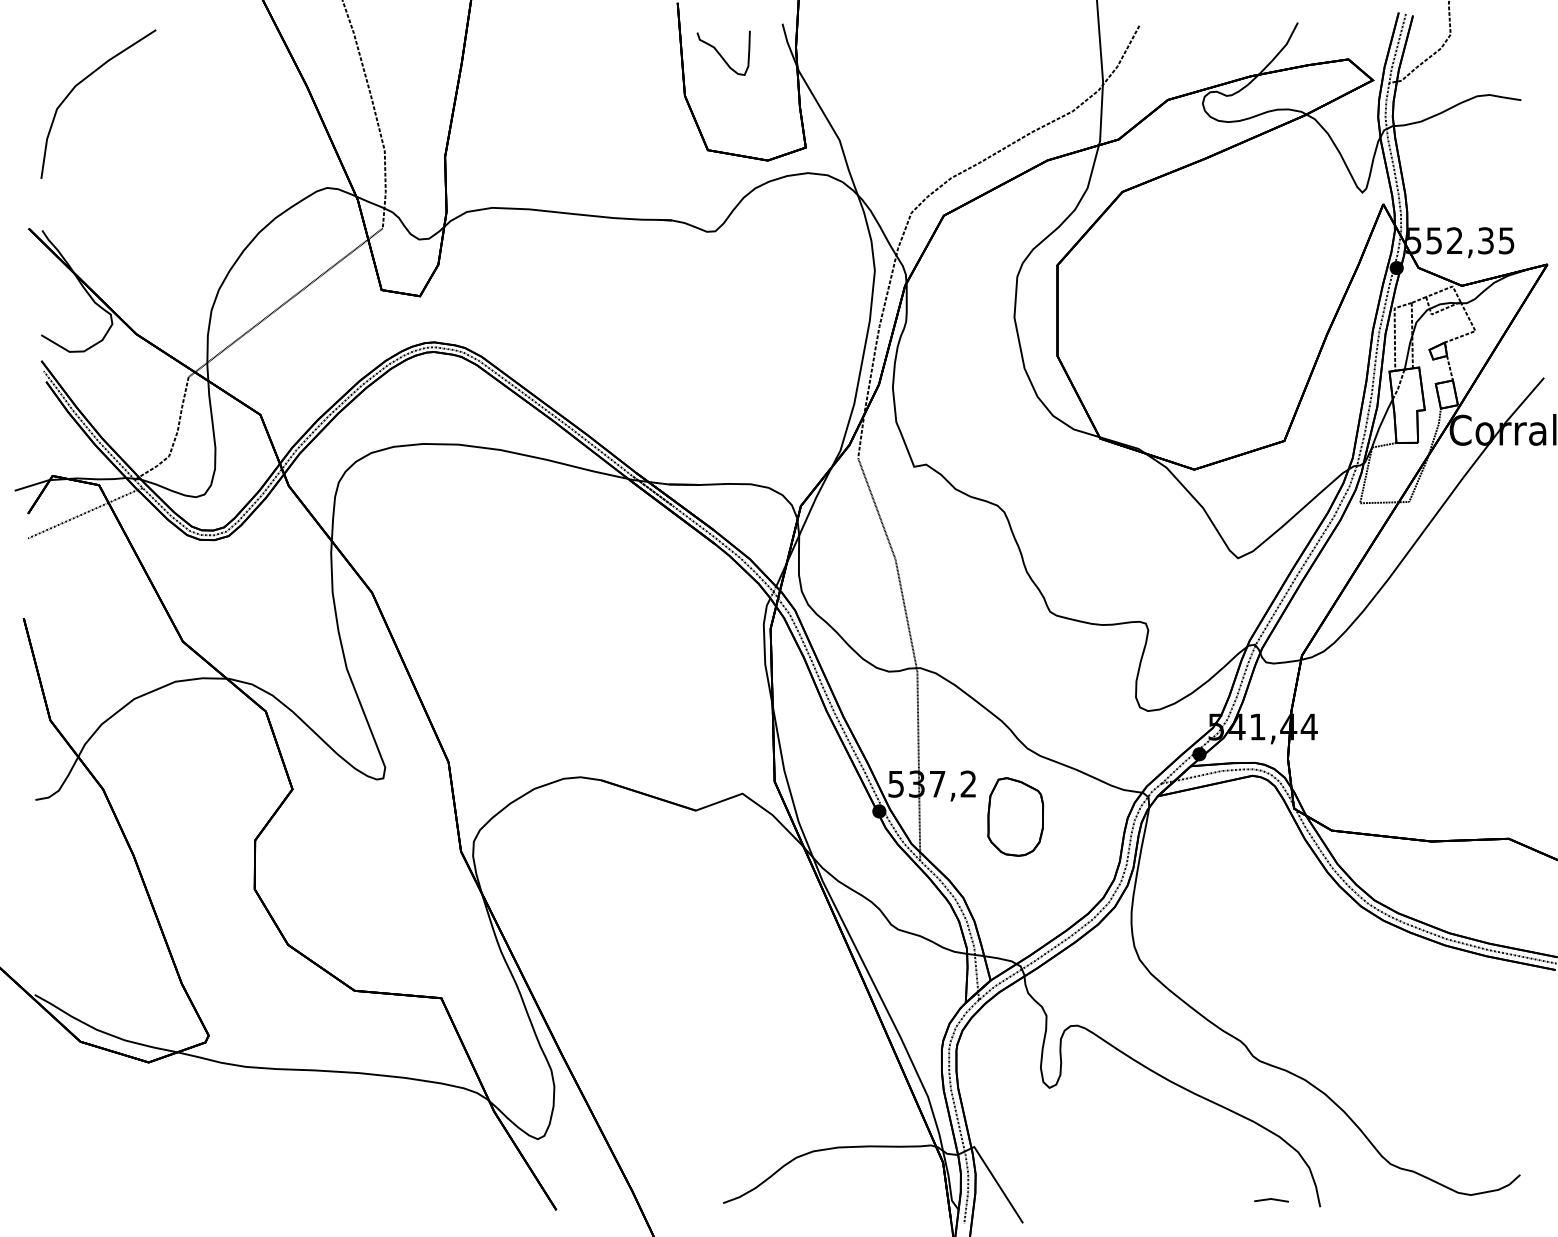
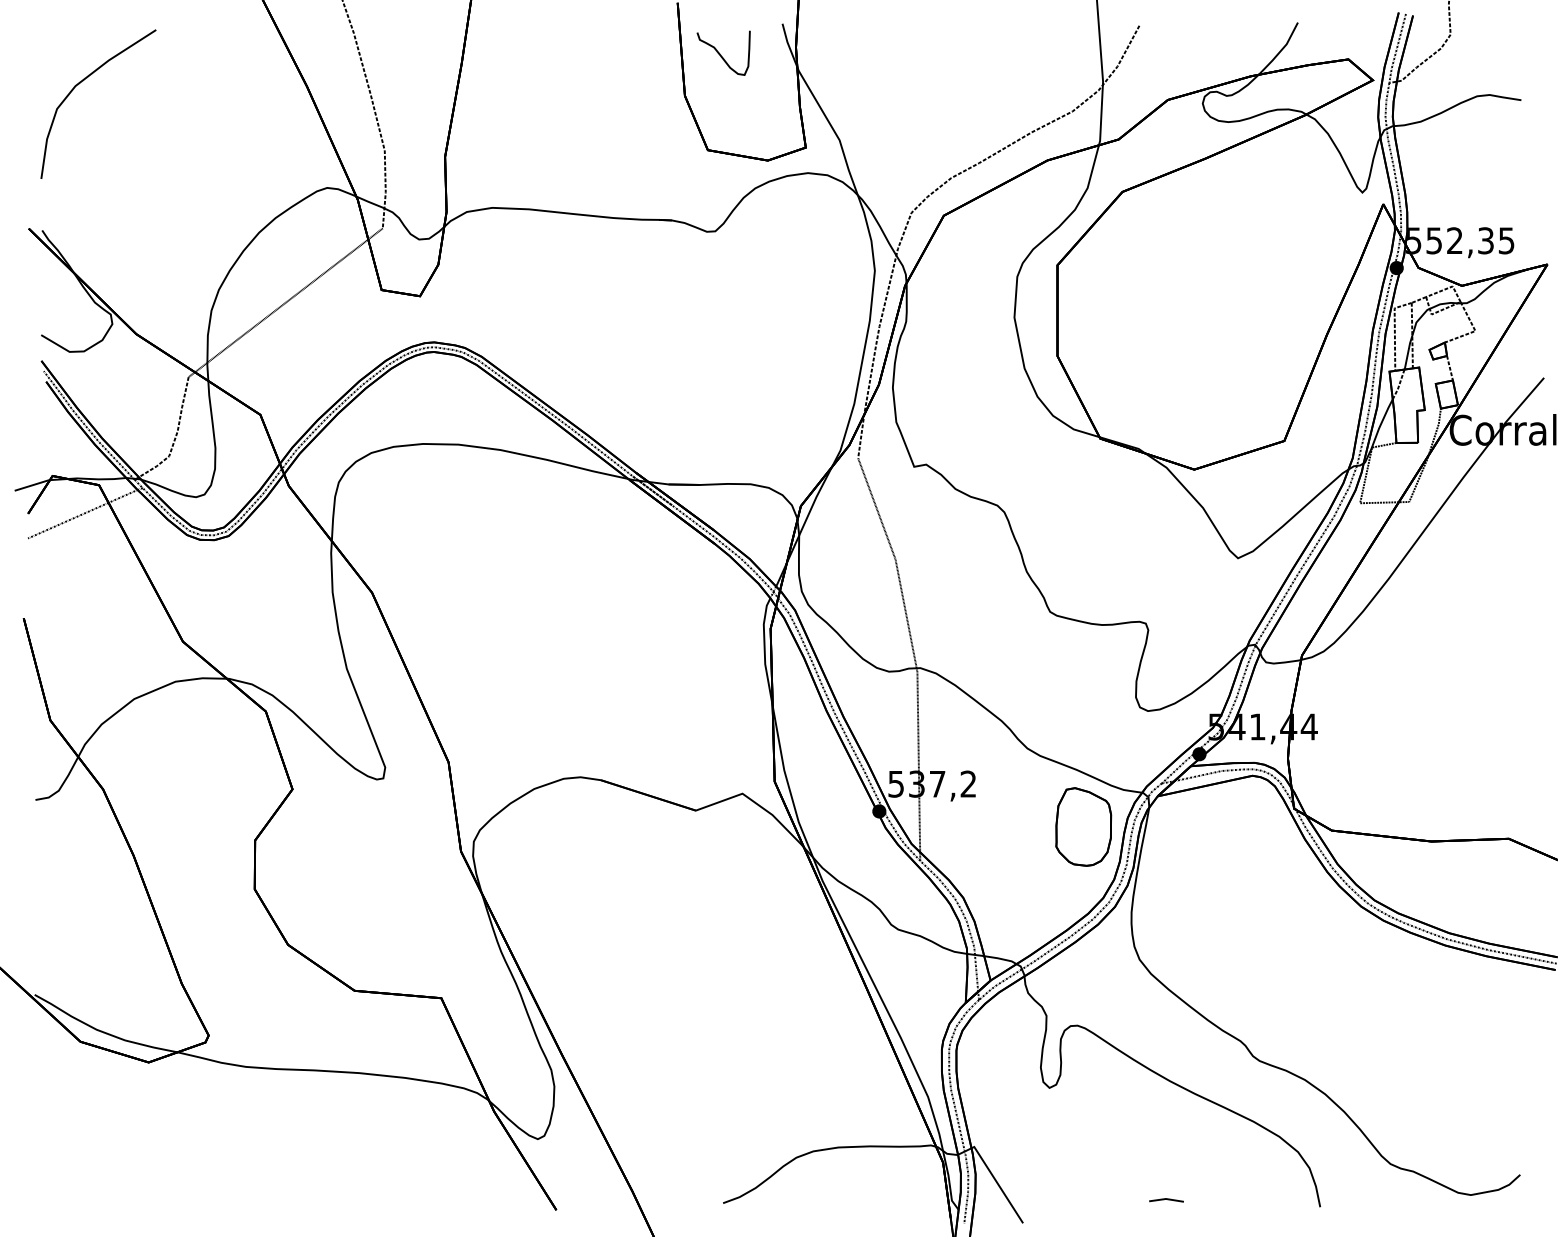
part position: (1015, 816) -> (1083, 826) (1083, 826)
line position: (1271, 1199) -> (1166, 1199) (1166, 1199)
